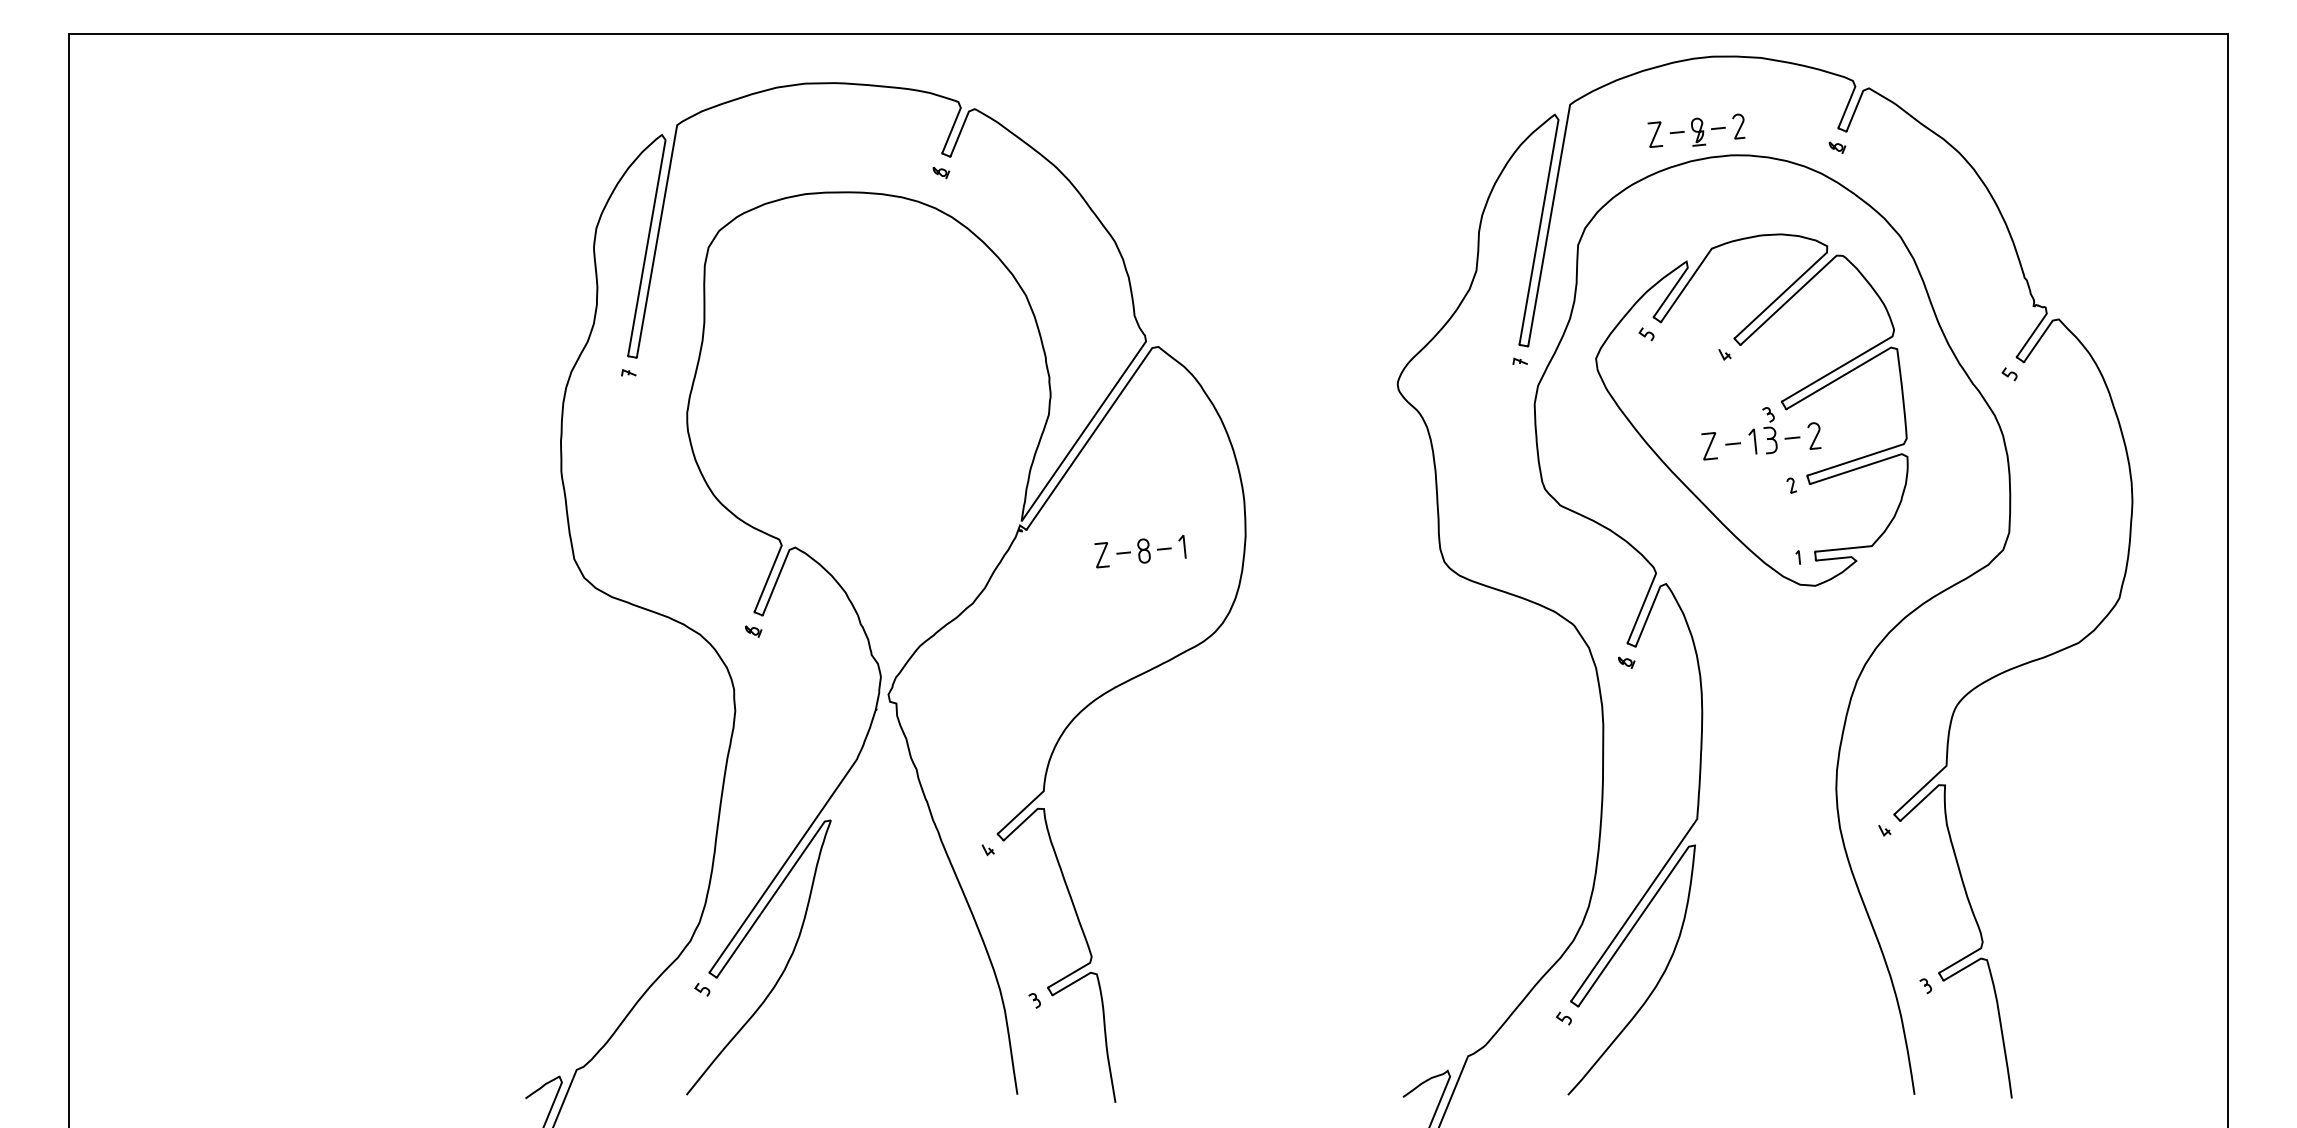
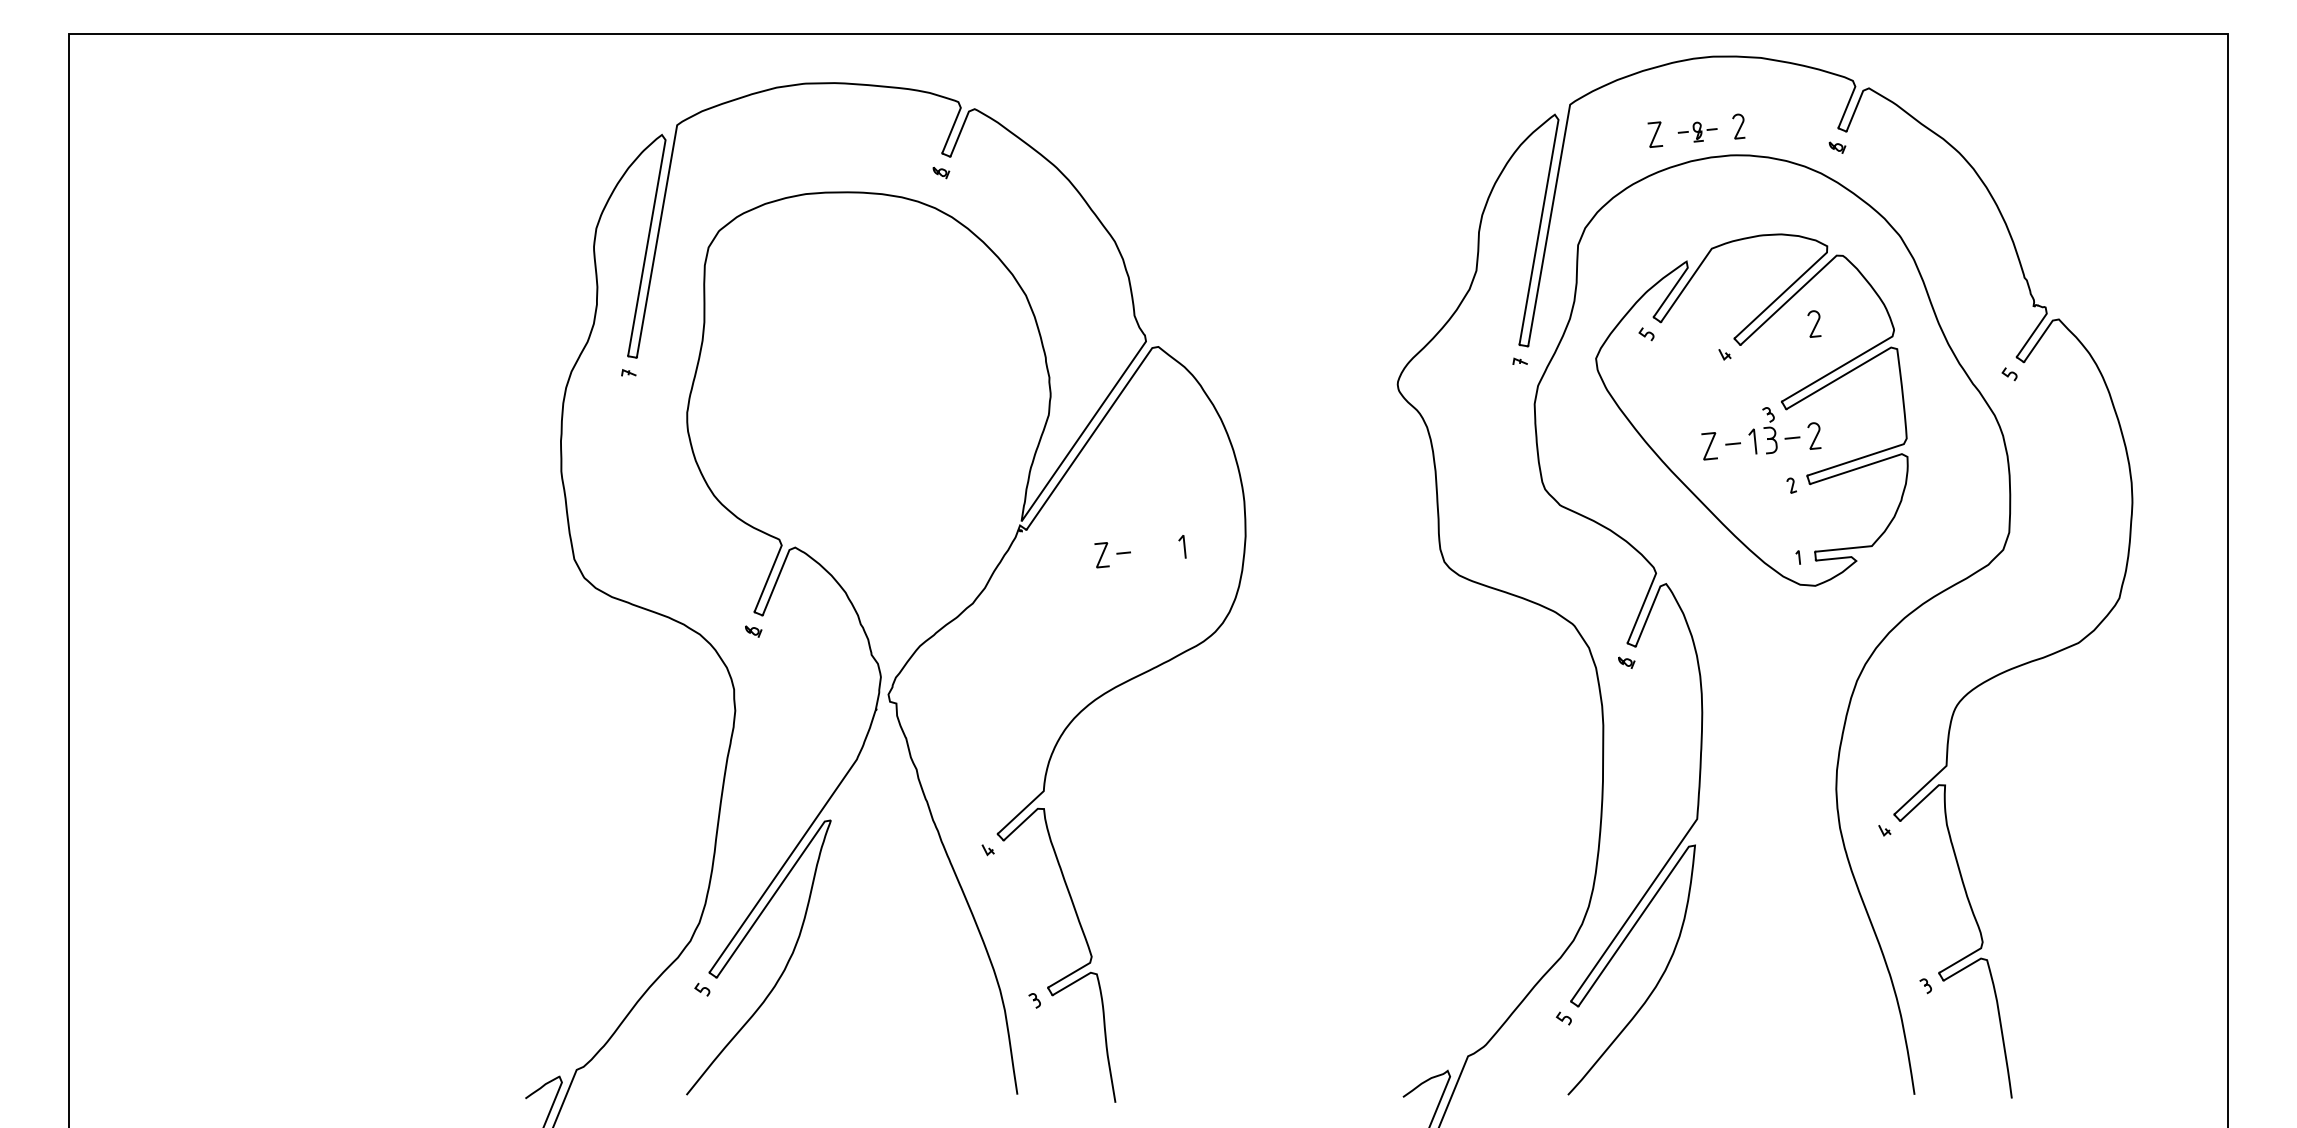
part size: 57x30 px -> 41x22 px (1697, 131)
curve: none -> present (1815, 323)
part: present -> none (1154, 550)
